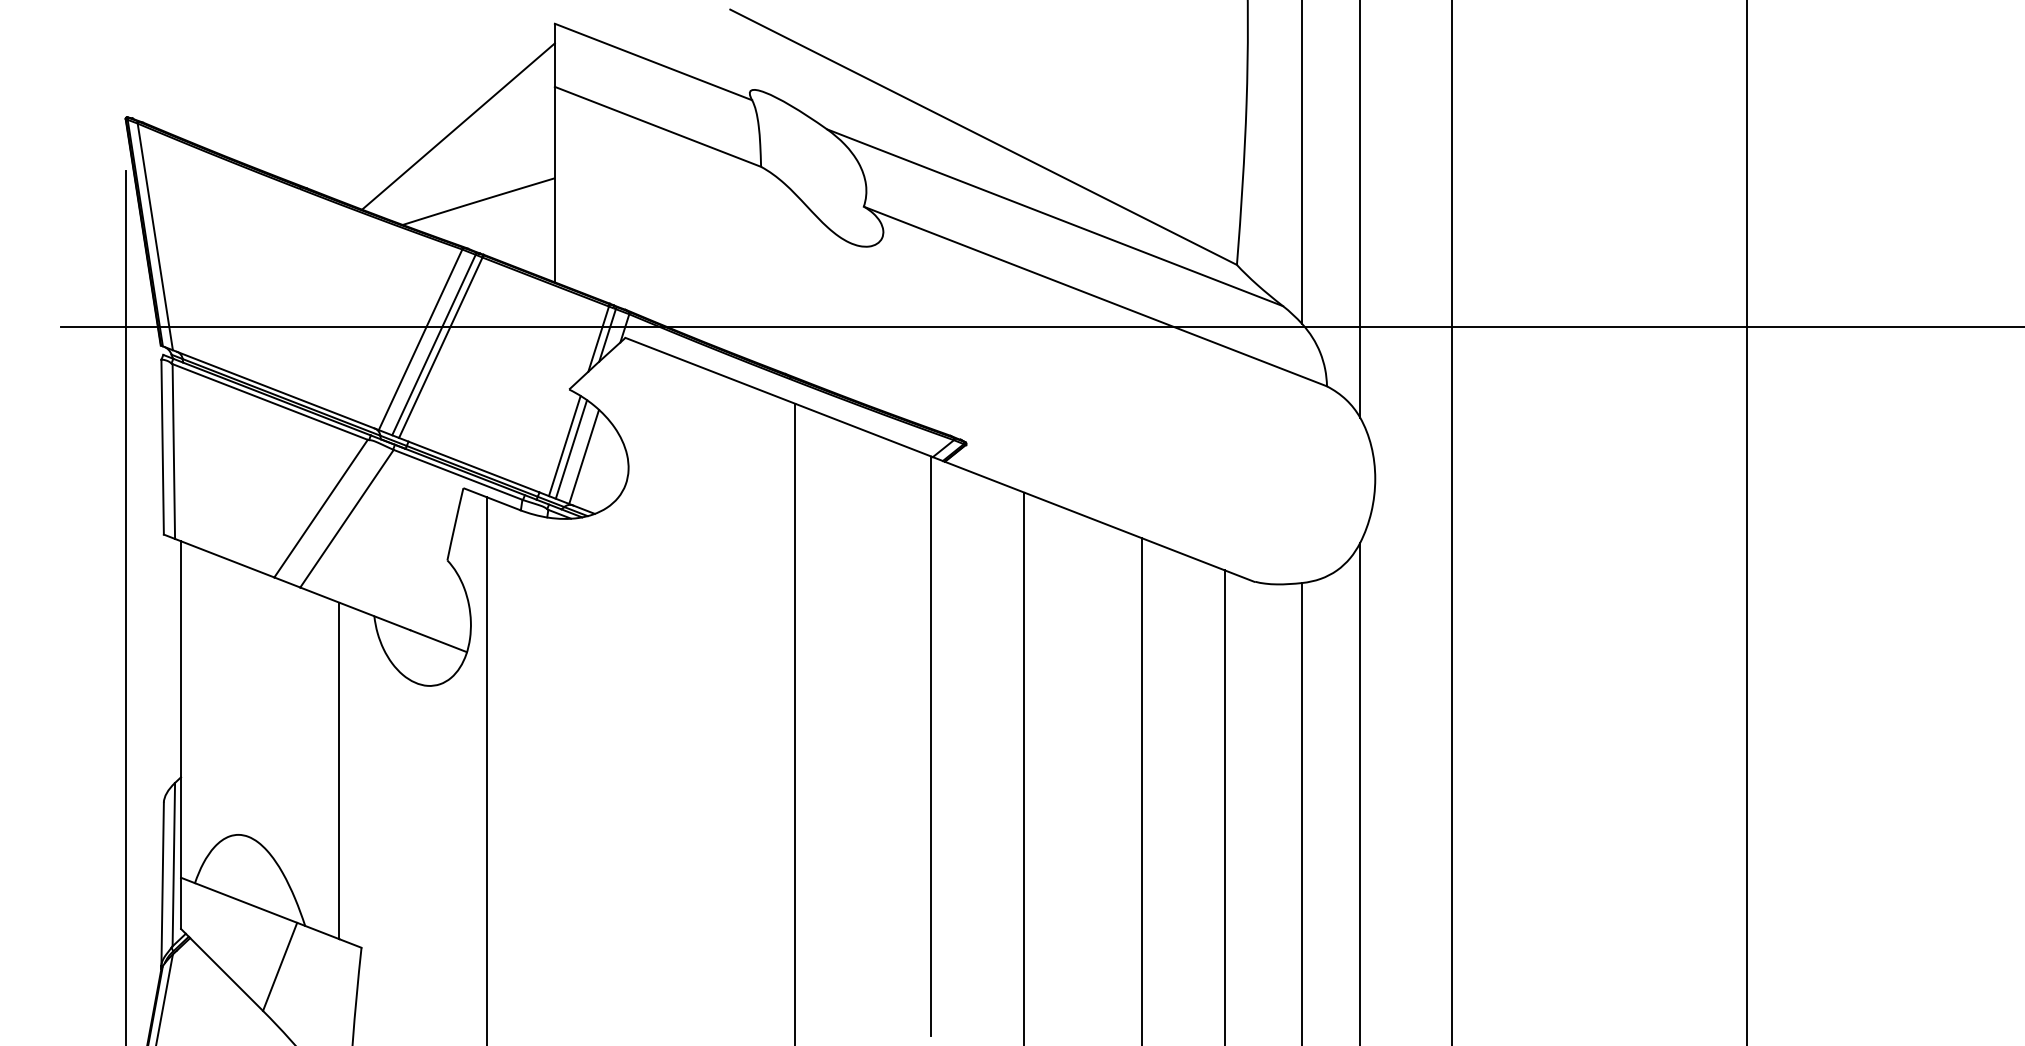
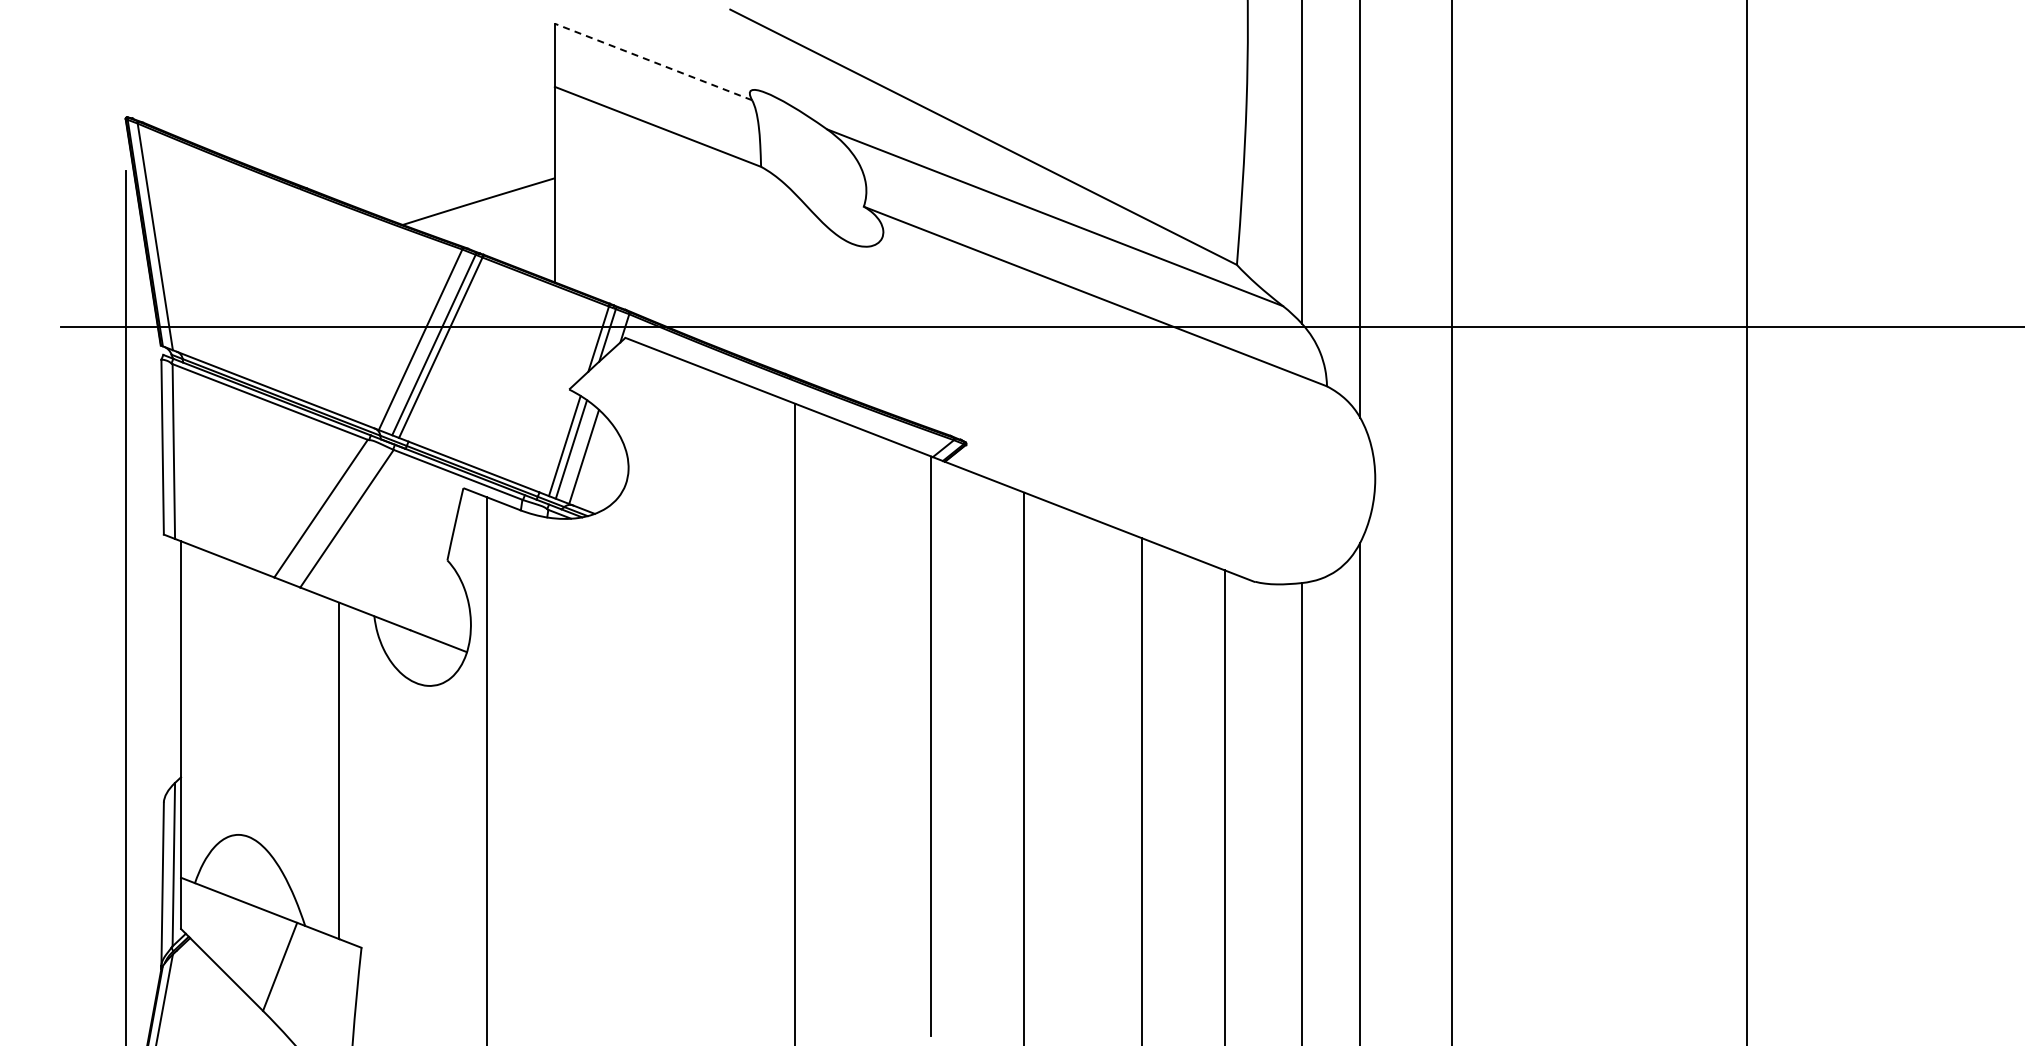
line: solid -> dashed (653, 62)
line: present -> none (458, 126)
